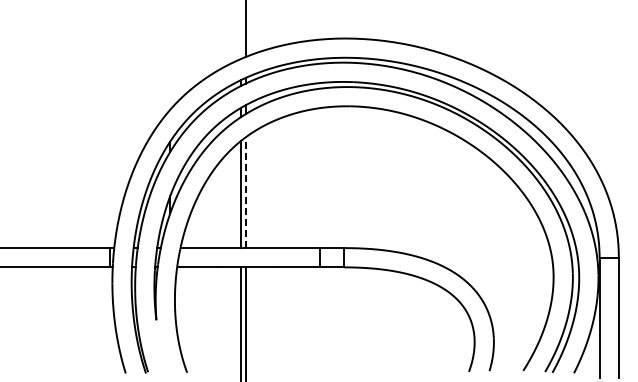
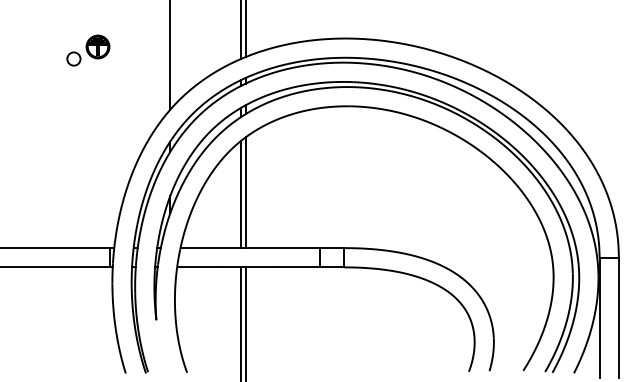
line: none -> present (241, 30)
part: none -> present (88, 50)
line: none -> present (170, 55)
line: dashed -> solid (245, 192)
